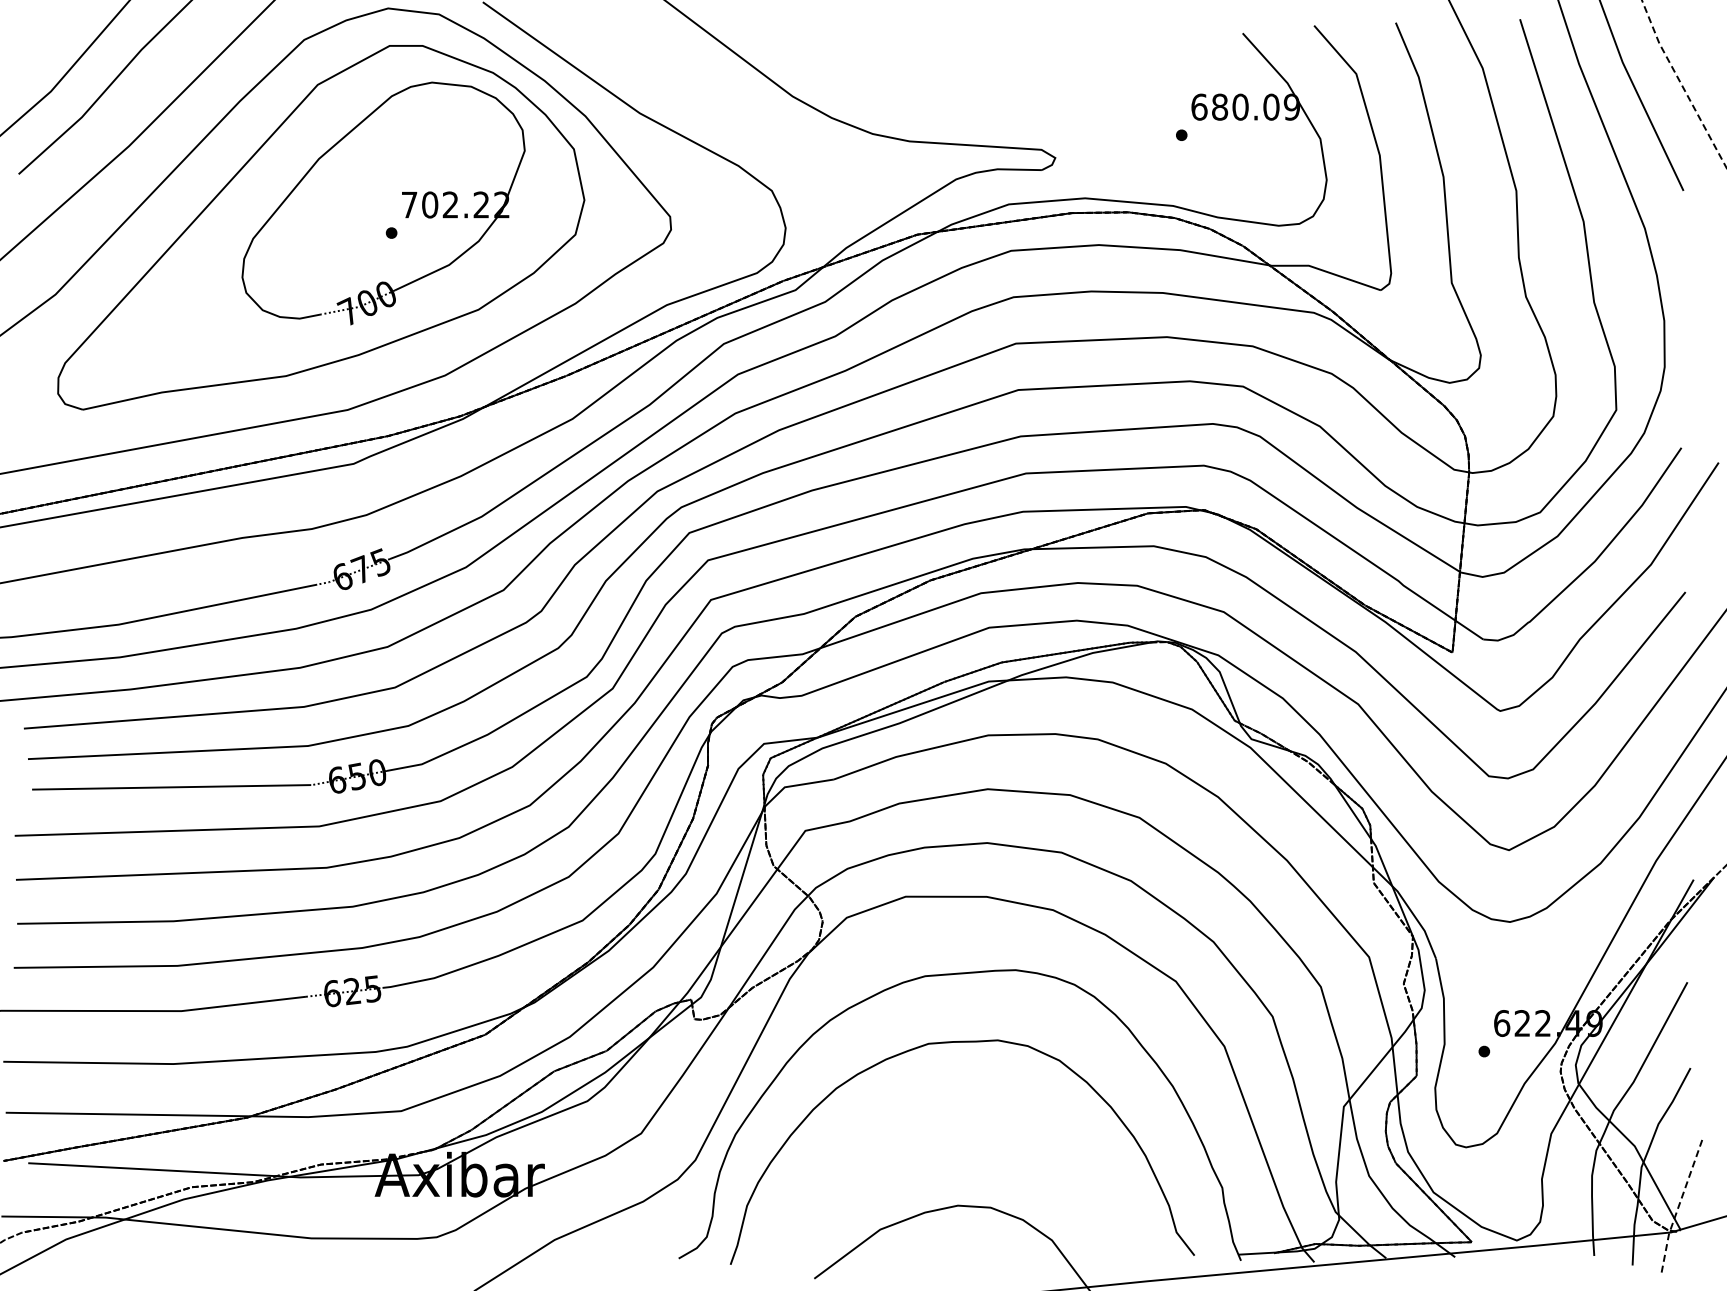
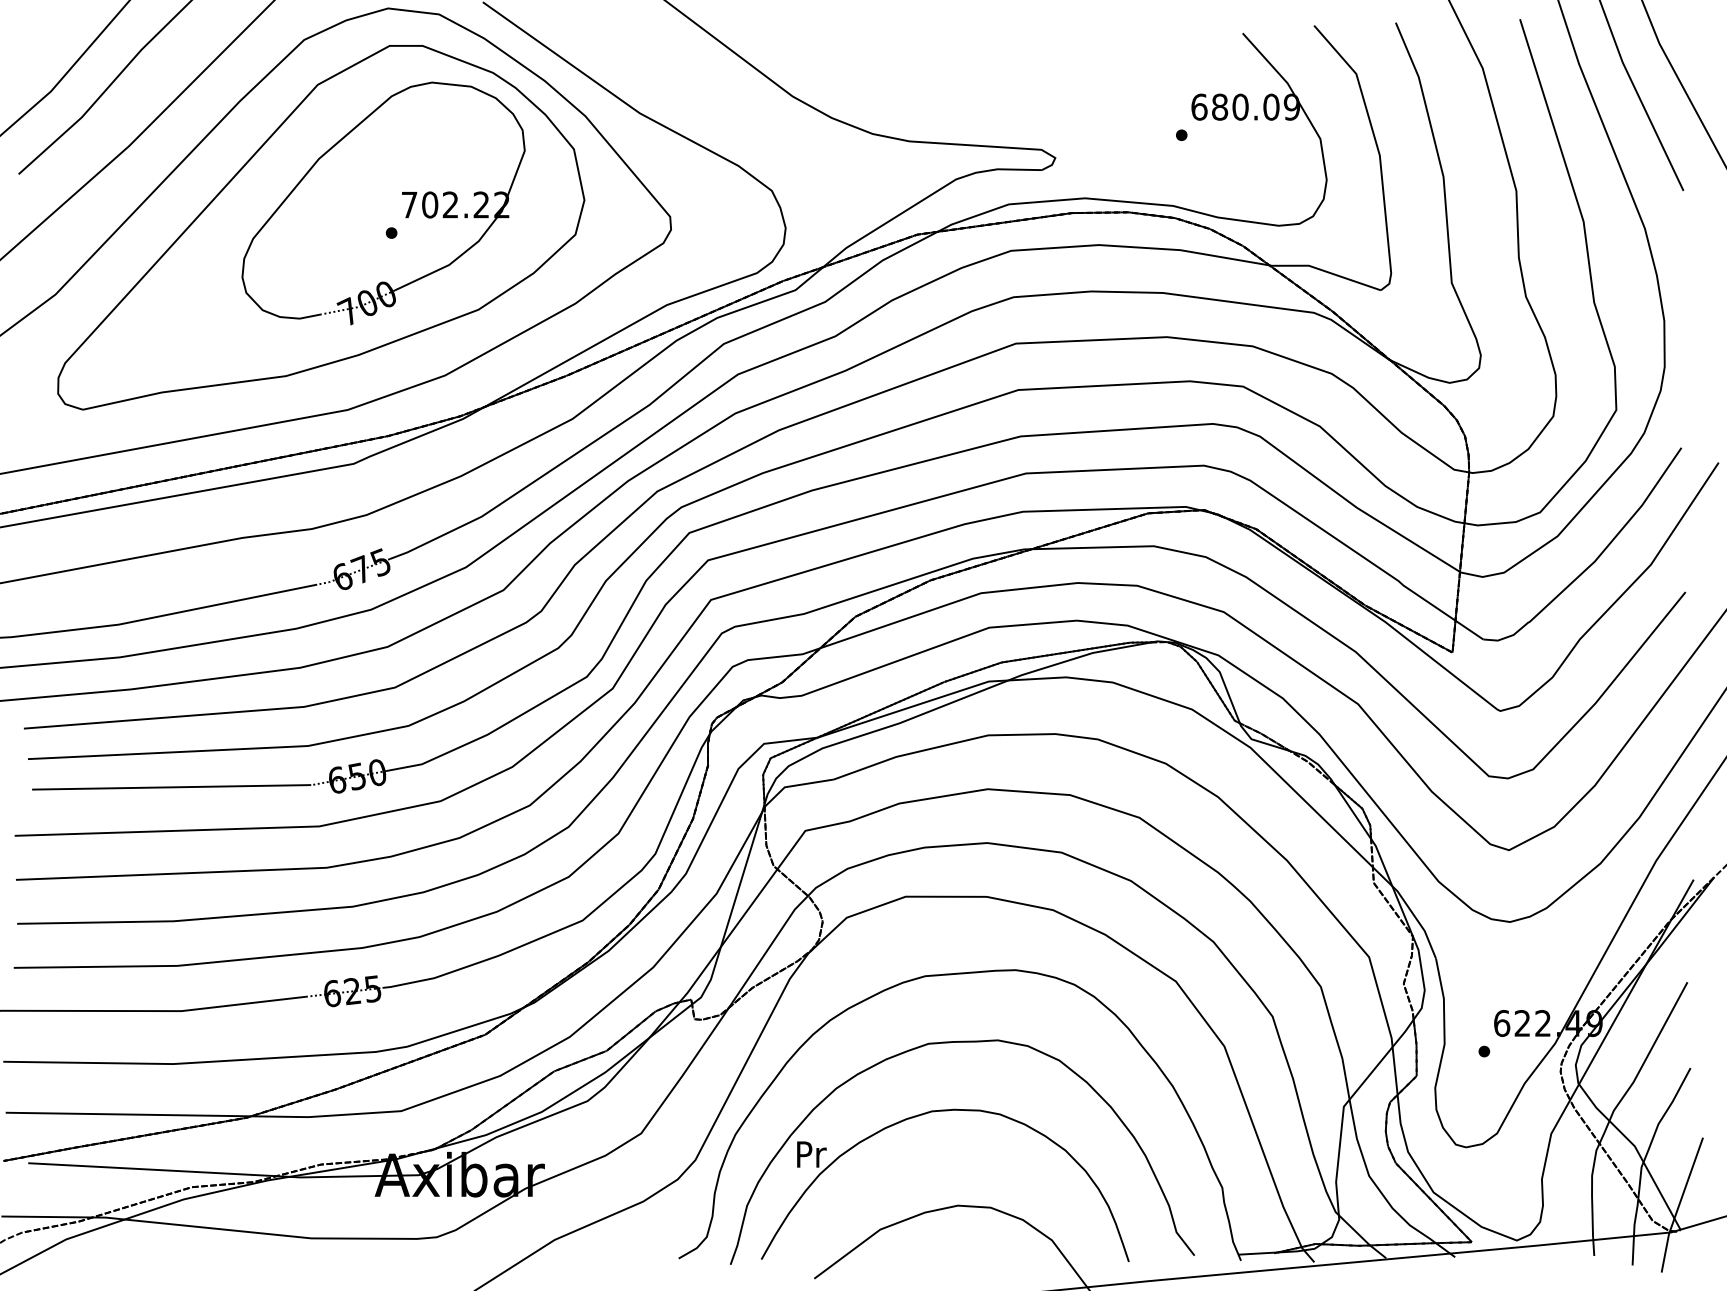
line: dashed -> solid (1681, 84)
part: none -> present (922, 1115)
line: dashed -> solid (1679, 1204)
